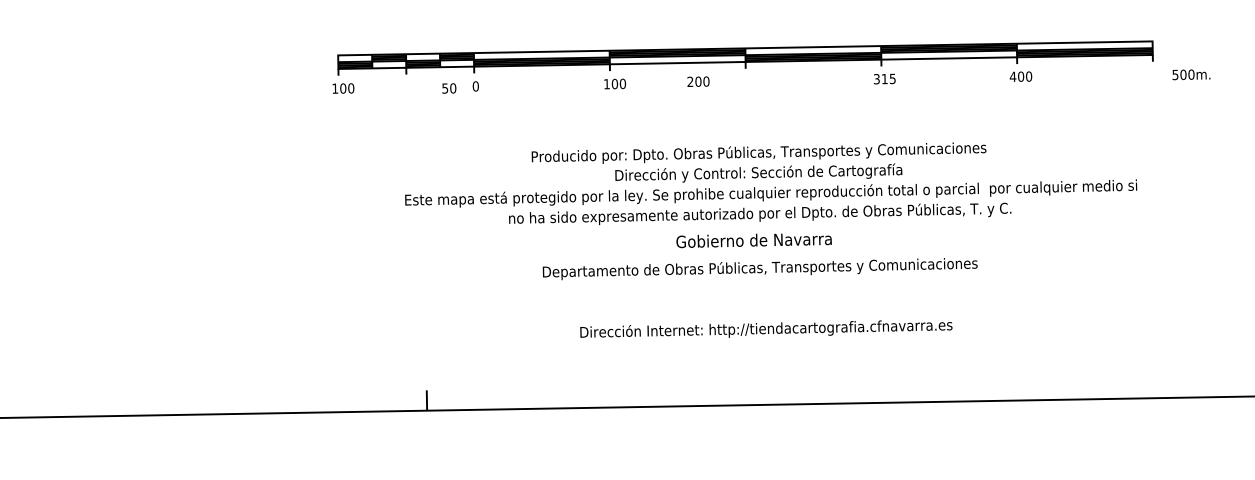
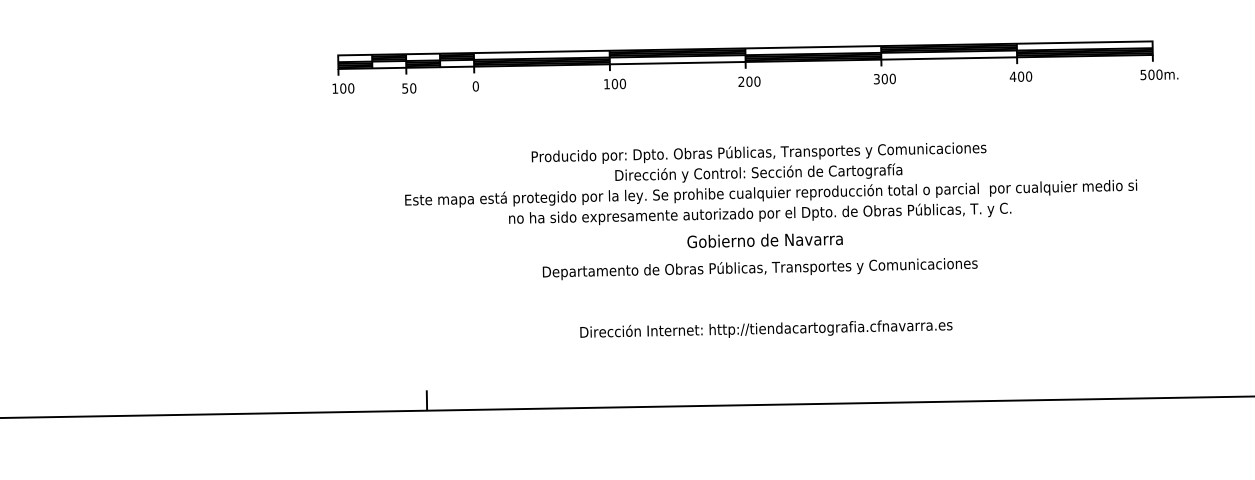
text position: (1191, 74) -> (1159, 74) (1159, 74)
text: 315 -> 300 (888, 78)
text position: (698, 81) -> (749, 81) (749, 81)
text position: (449, 88) -> (409, 88) (409, 88)
text position: (753, 240) -> (764, 240) (764, 240)
